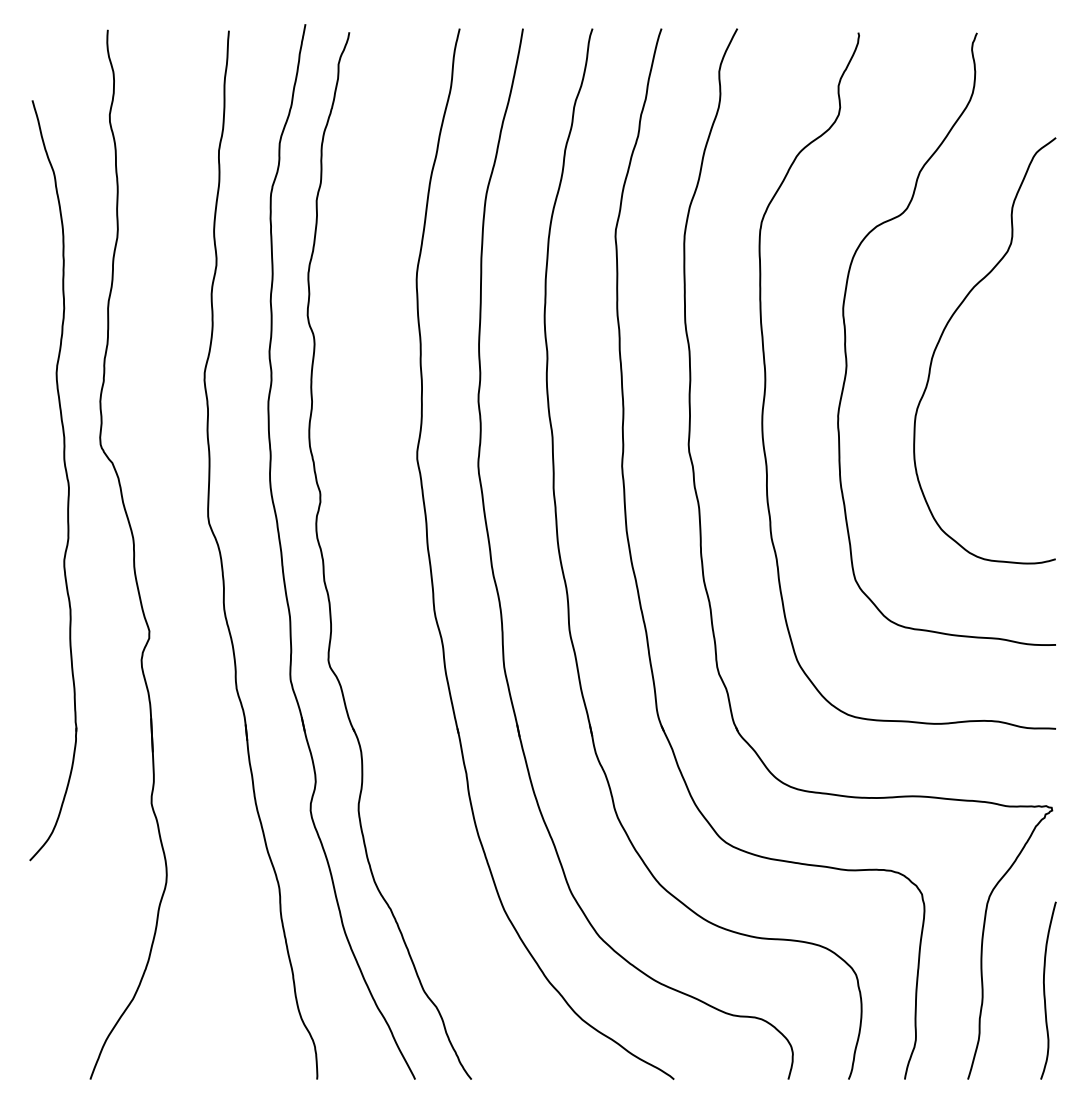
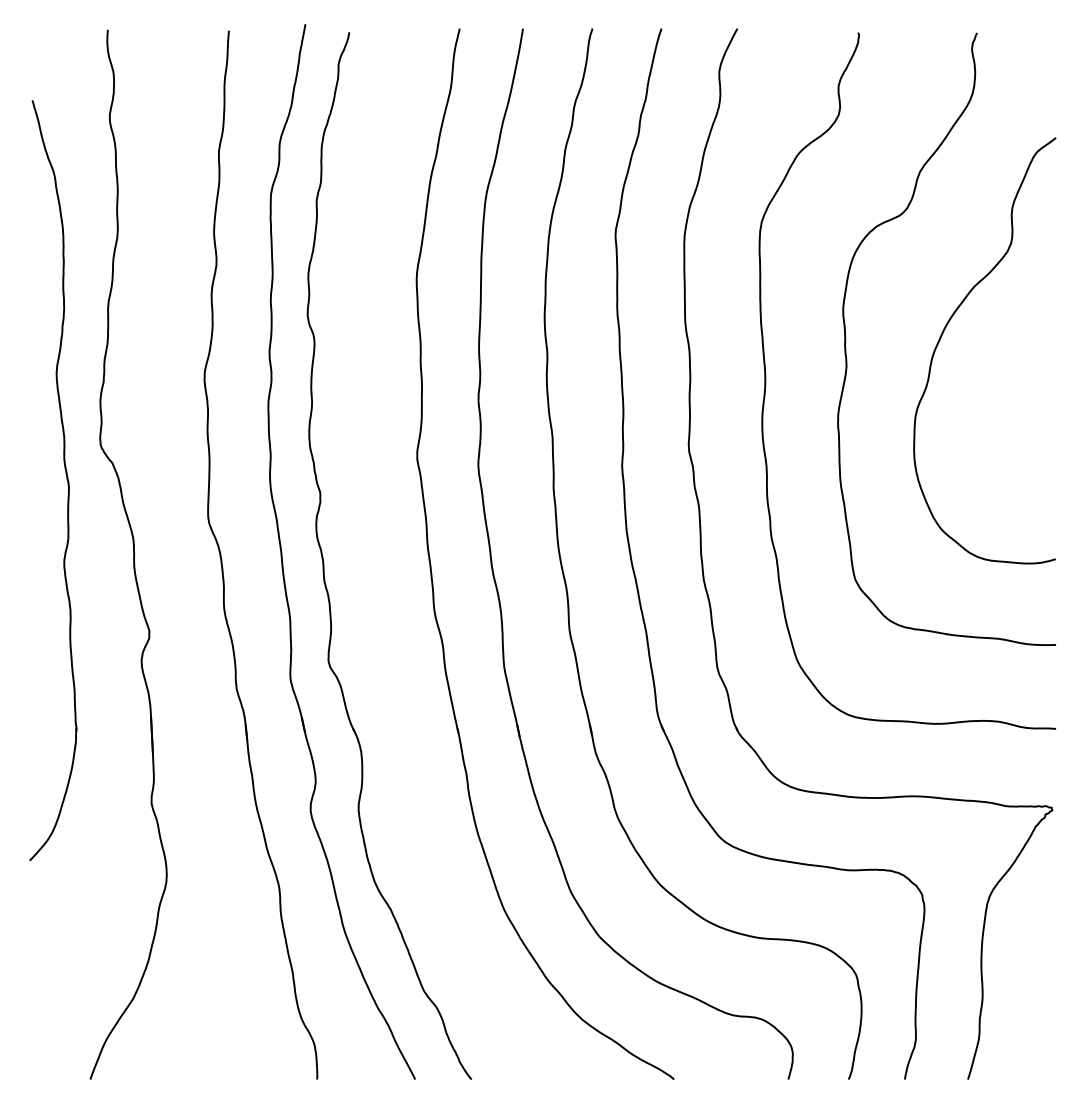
curve: present -> none (1045, 990)
